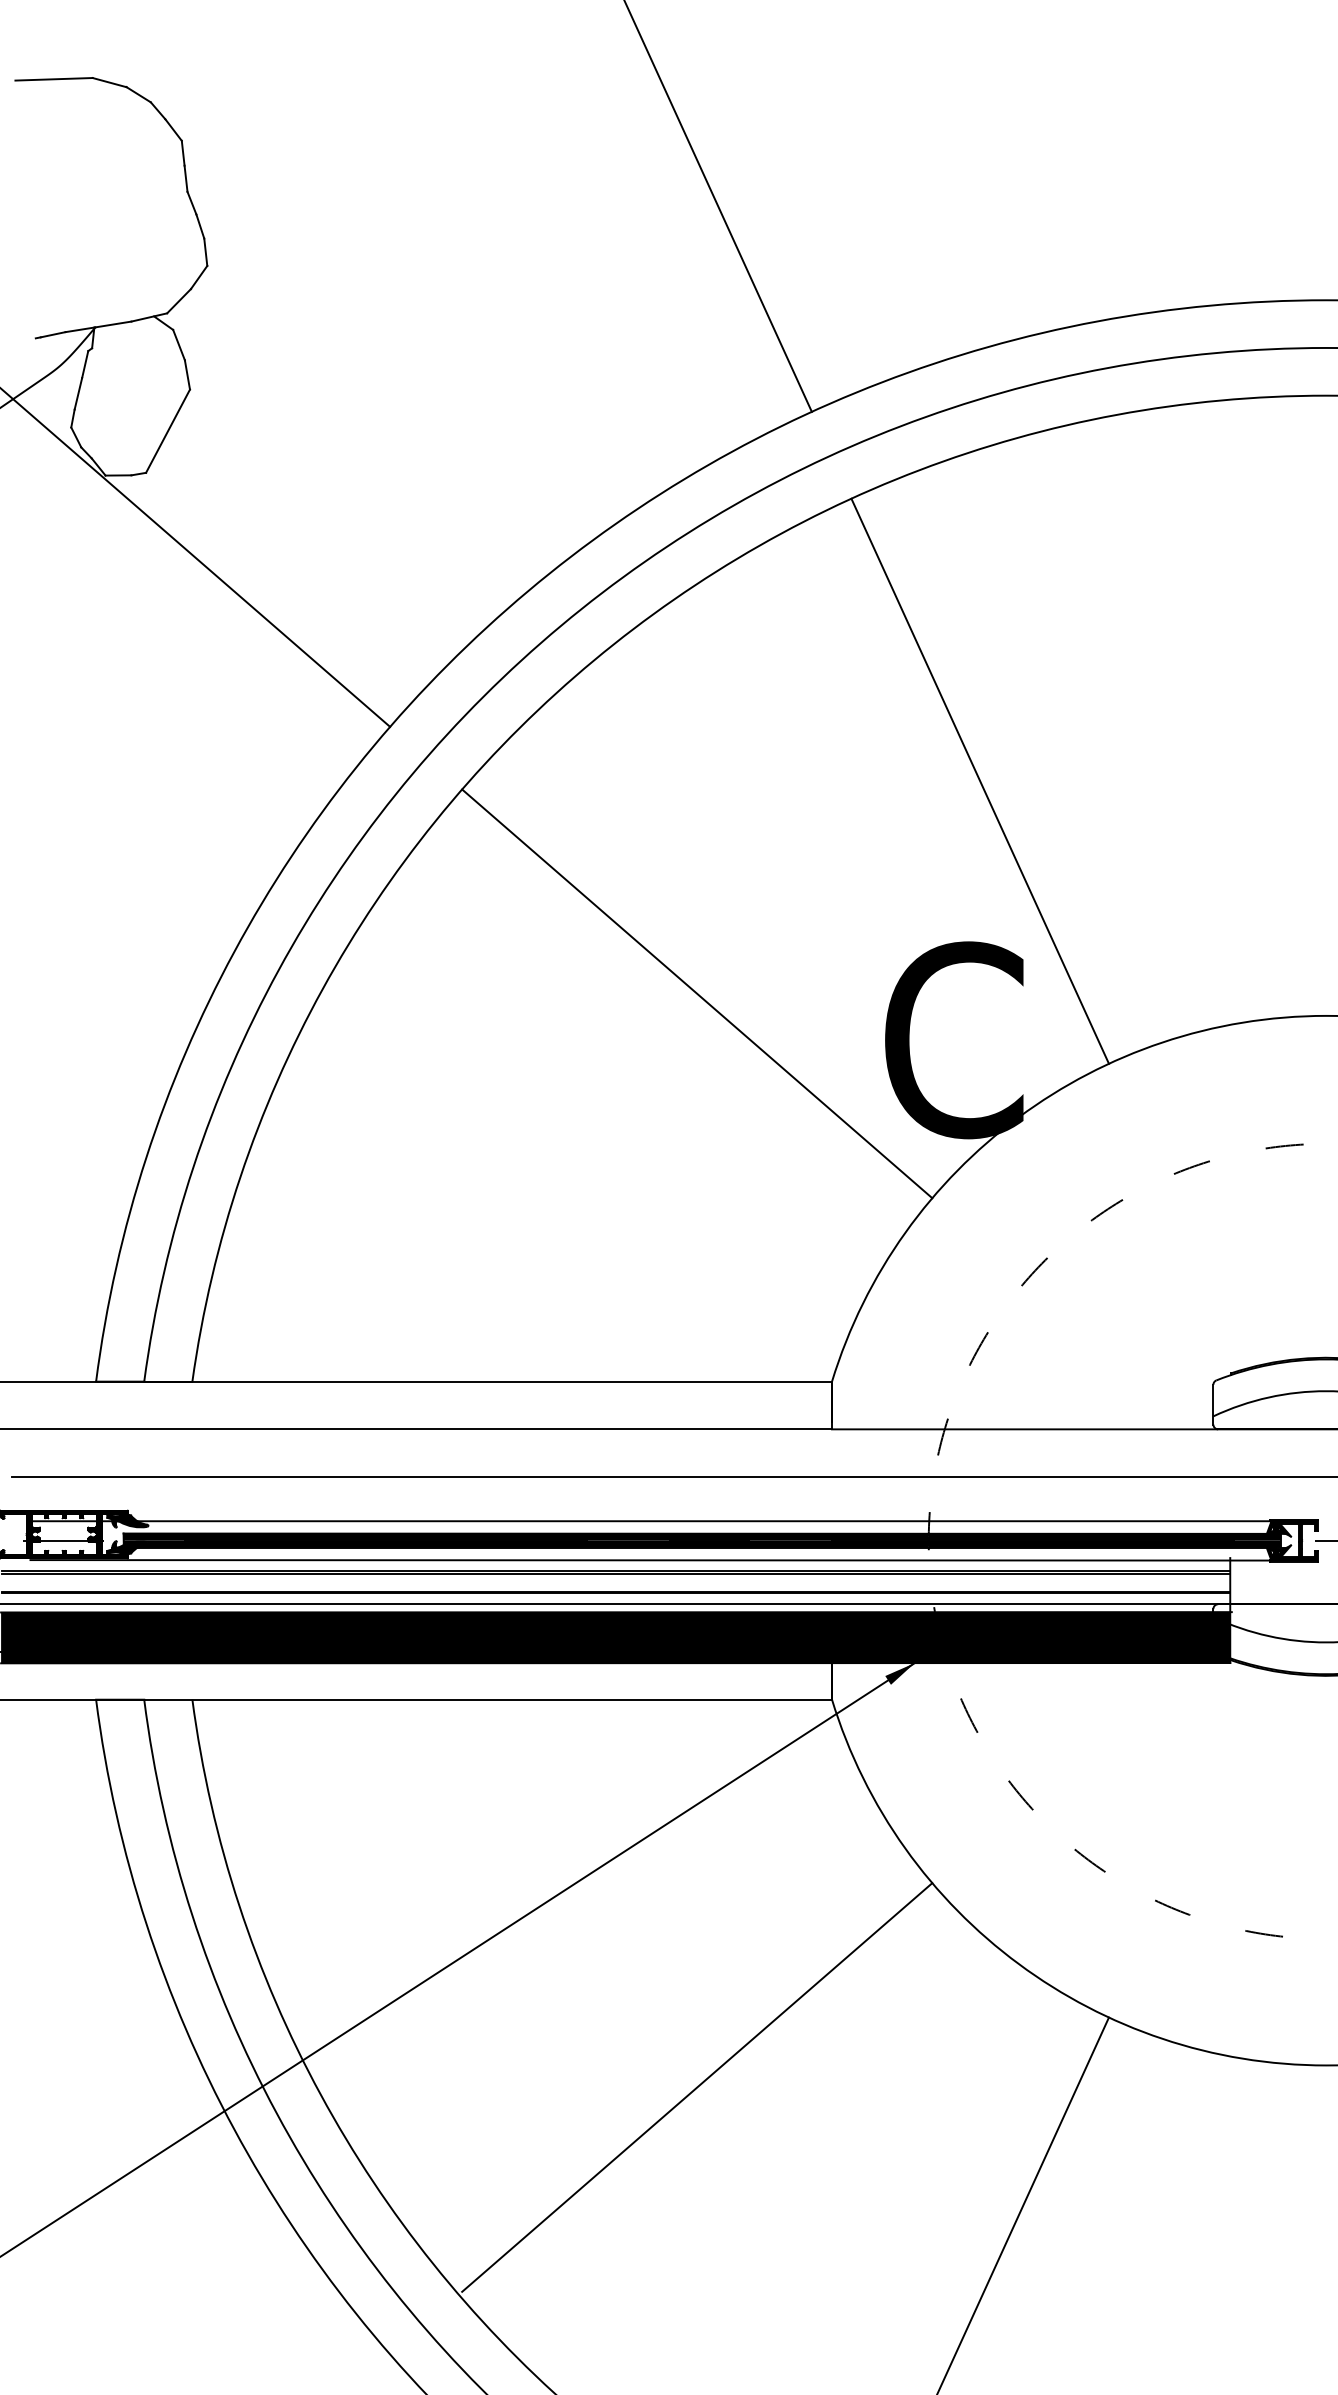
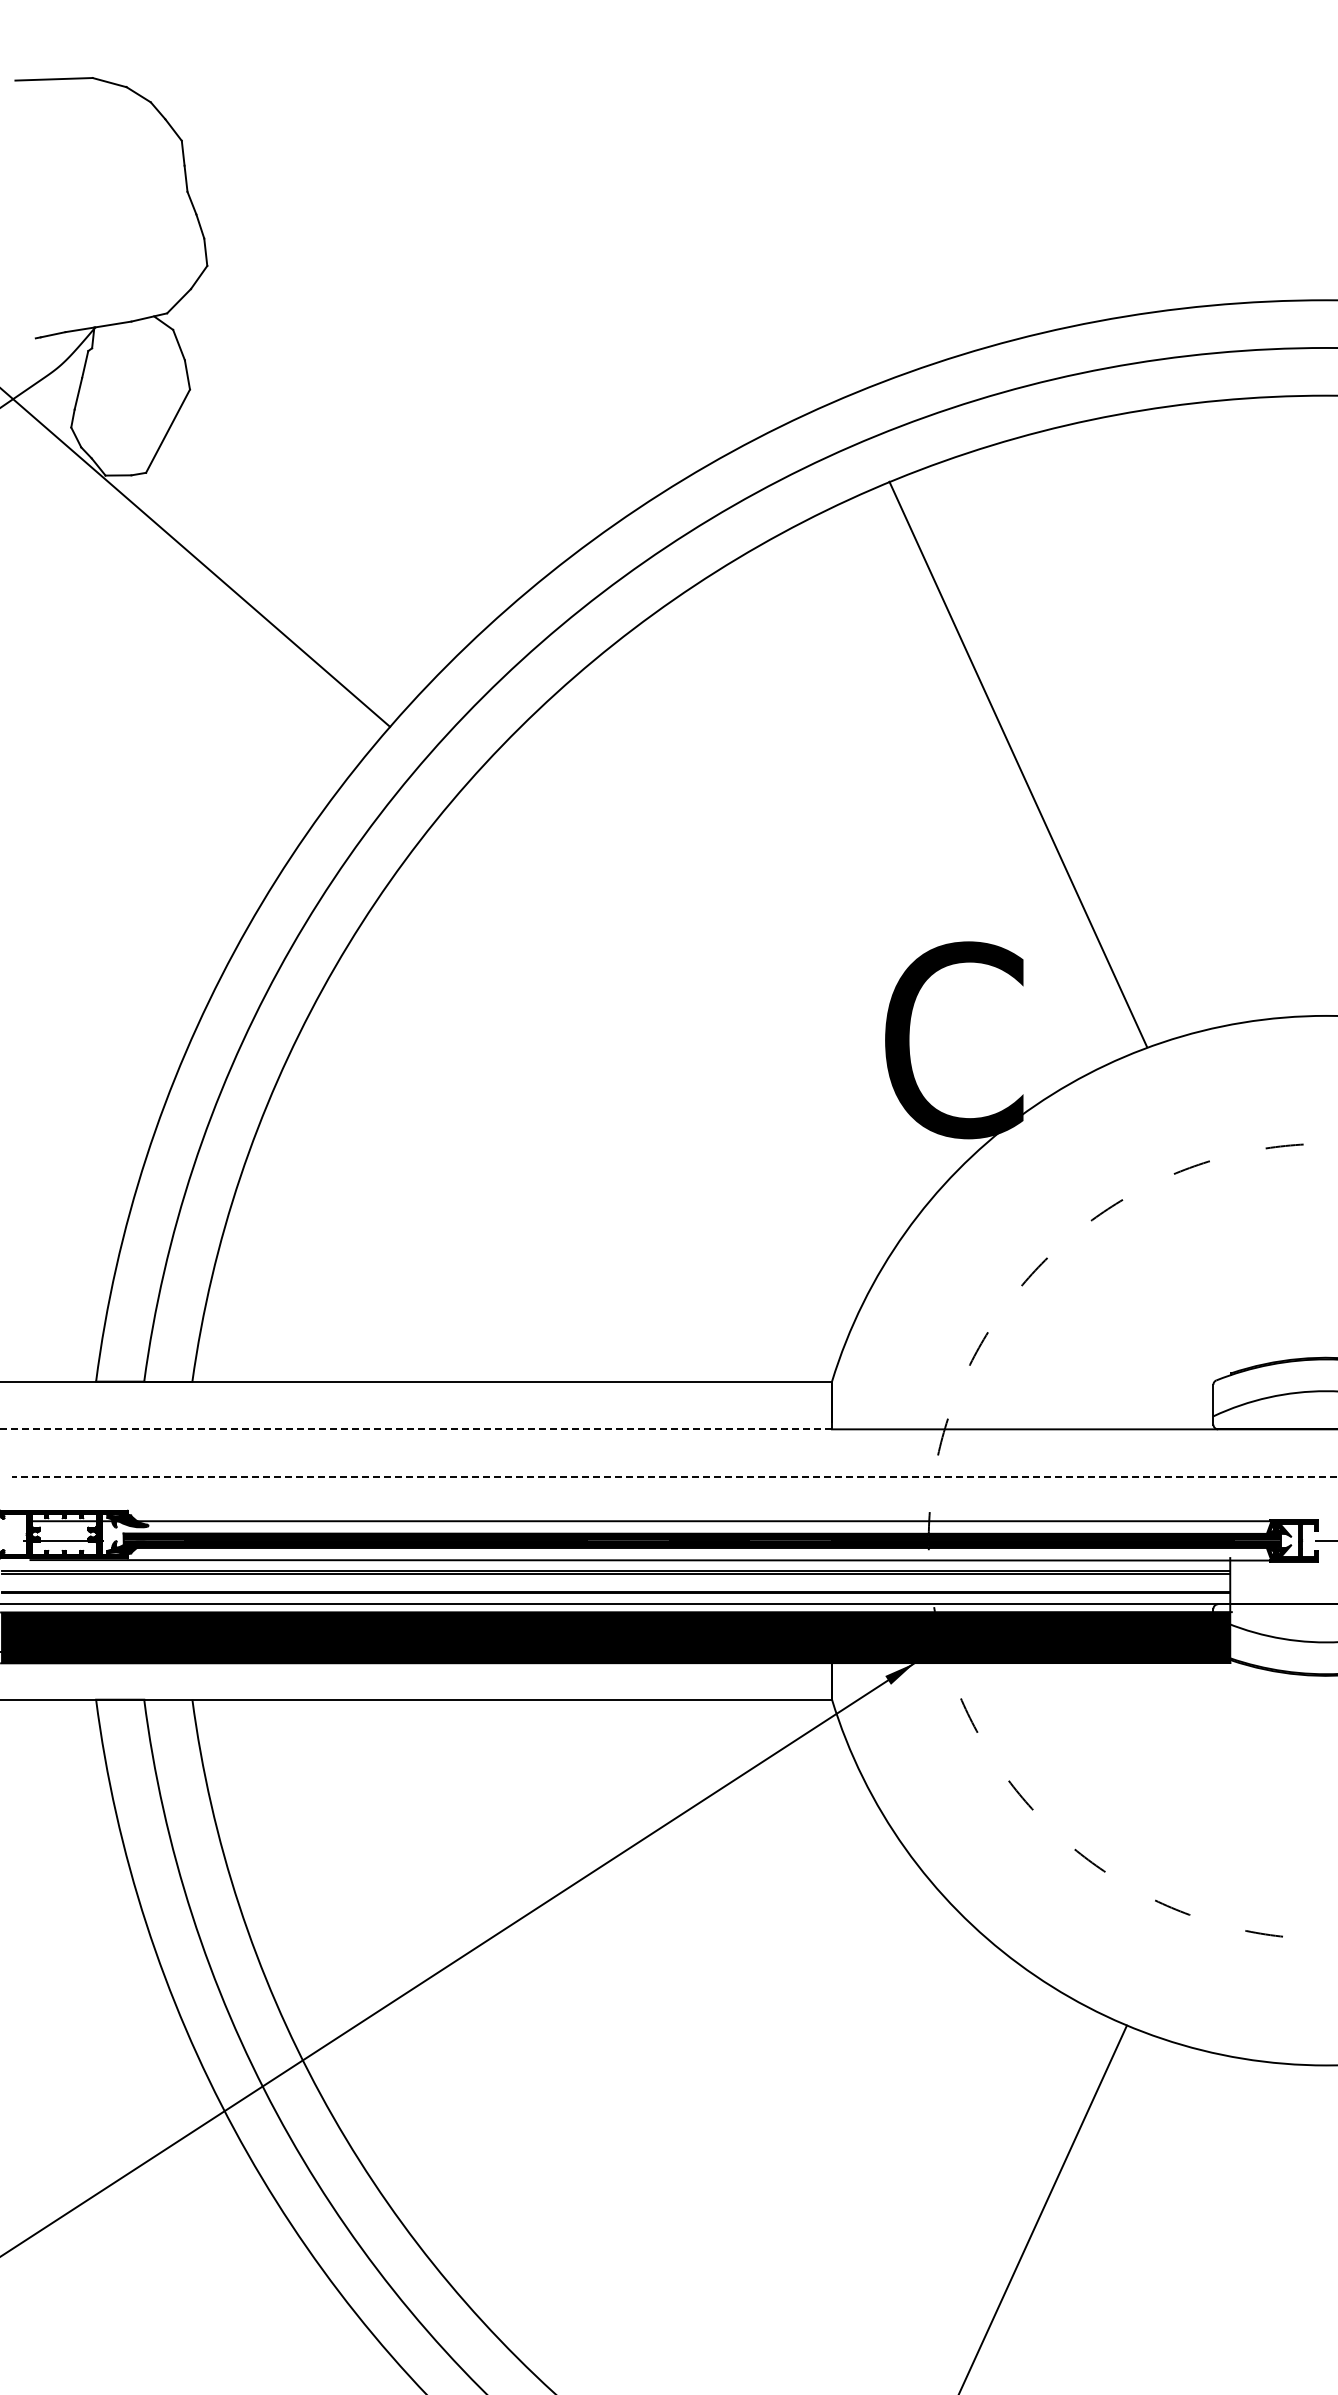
line: present -> none (718, 206)
line position: (979, 780) -> (1017, 763) (1017, 763)
line: present -> none (697, 993)
line: solid -> dashed (416, 1429)
line: solid -> dashed (675, 1477)
line: present -> none (697, 2087)
line position: (1023, 2204) -> (1043, 2208) (1043, 2208)
